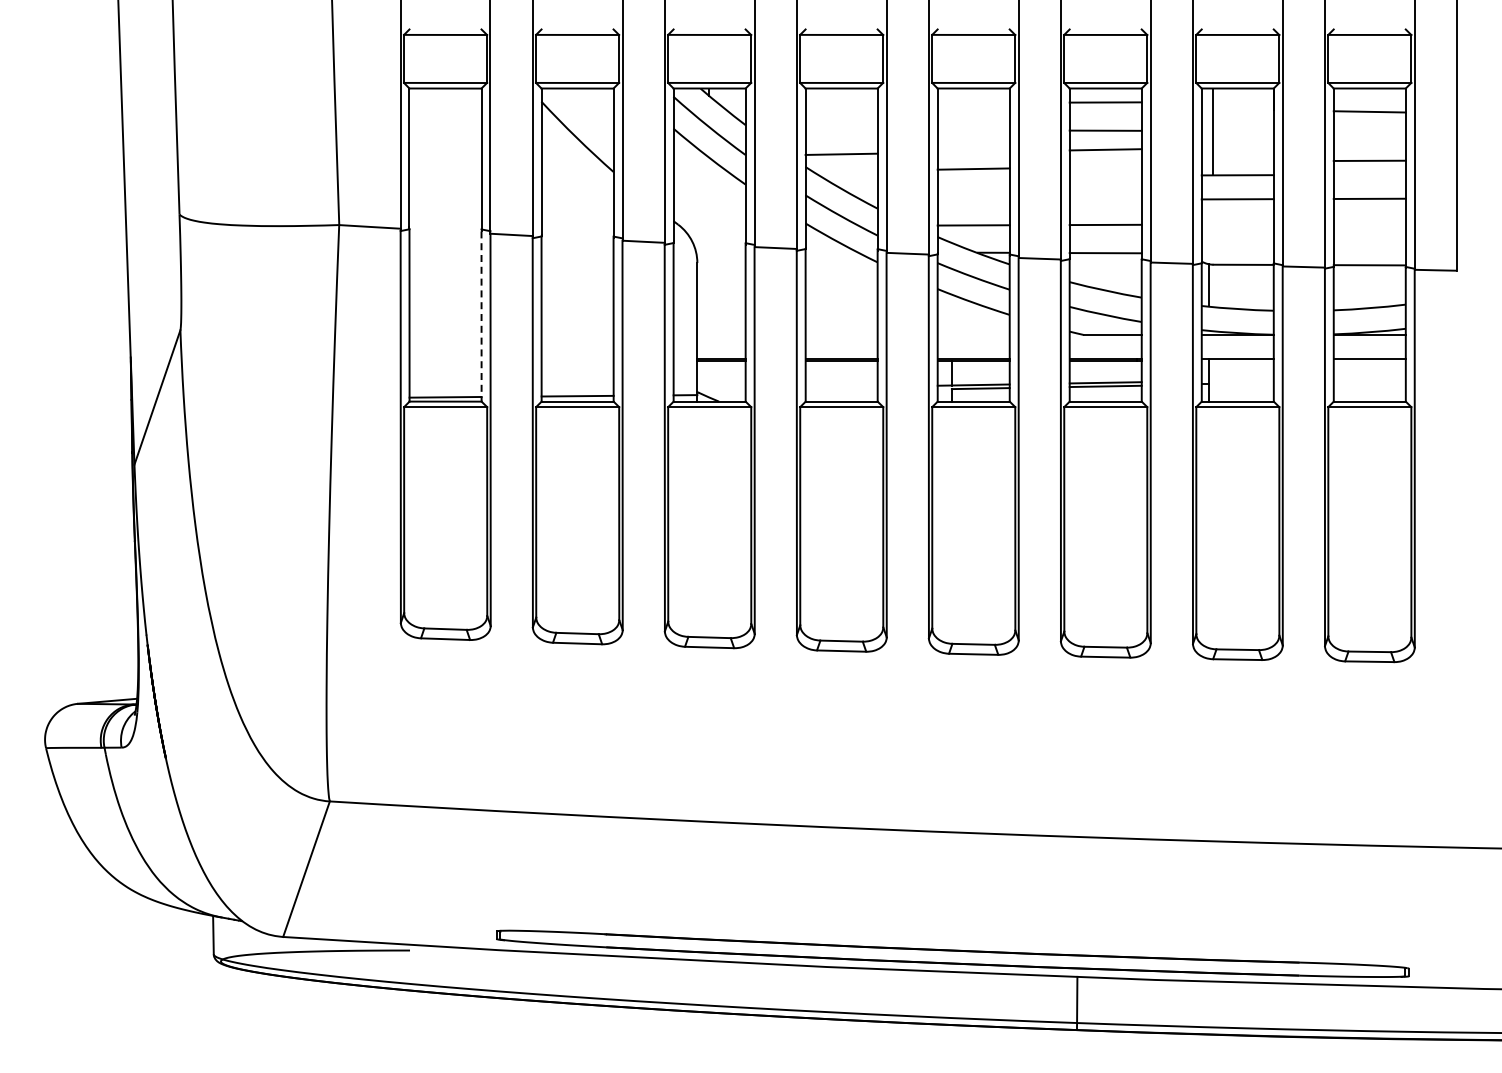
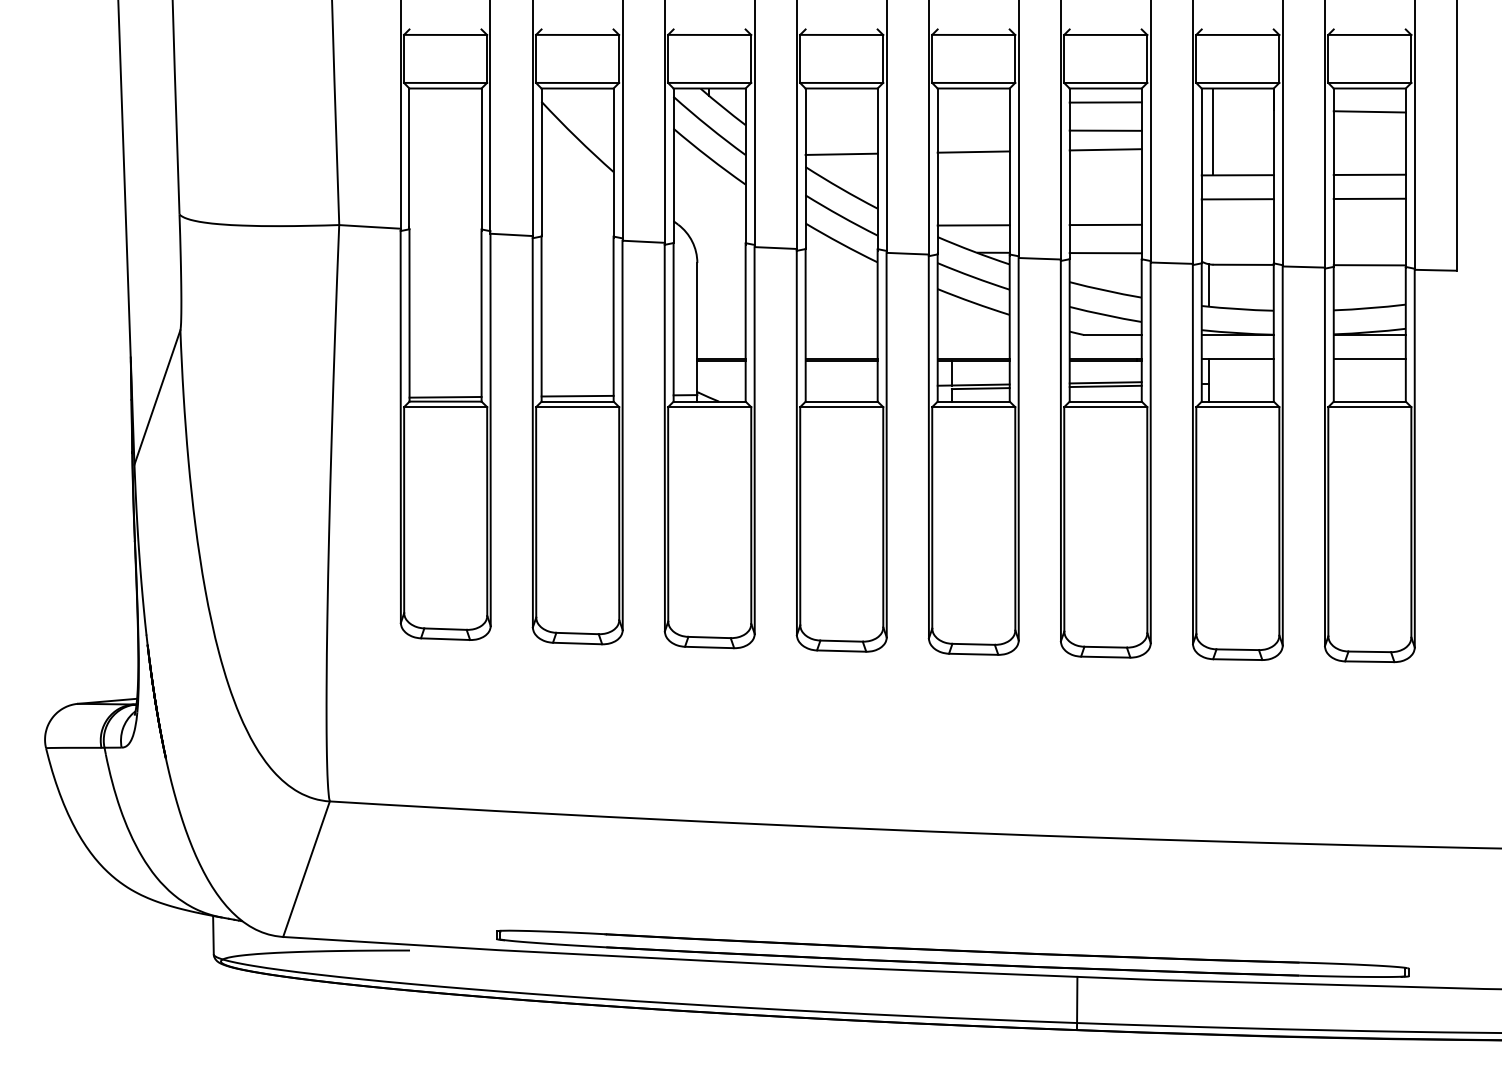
line position: (1369, 160) -> (1369, 174) (1369, 174)
line position: (973, 168) -> (973, 151) (973, 151)
line: dashed -> solid (481, 317)
